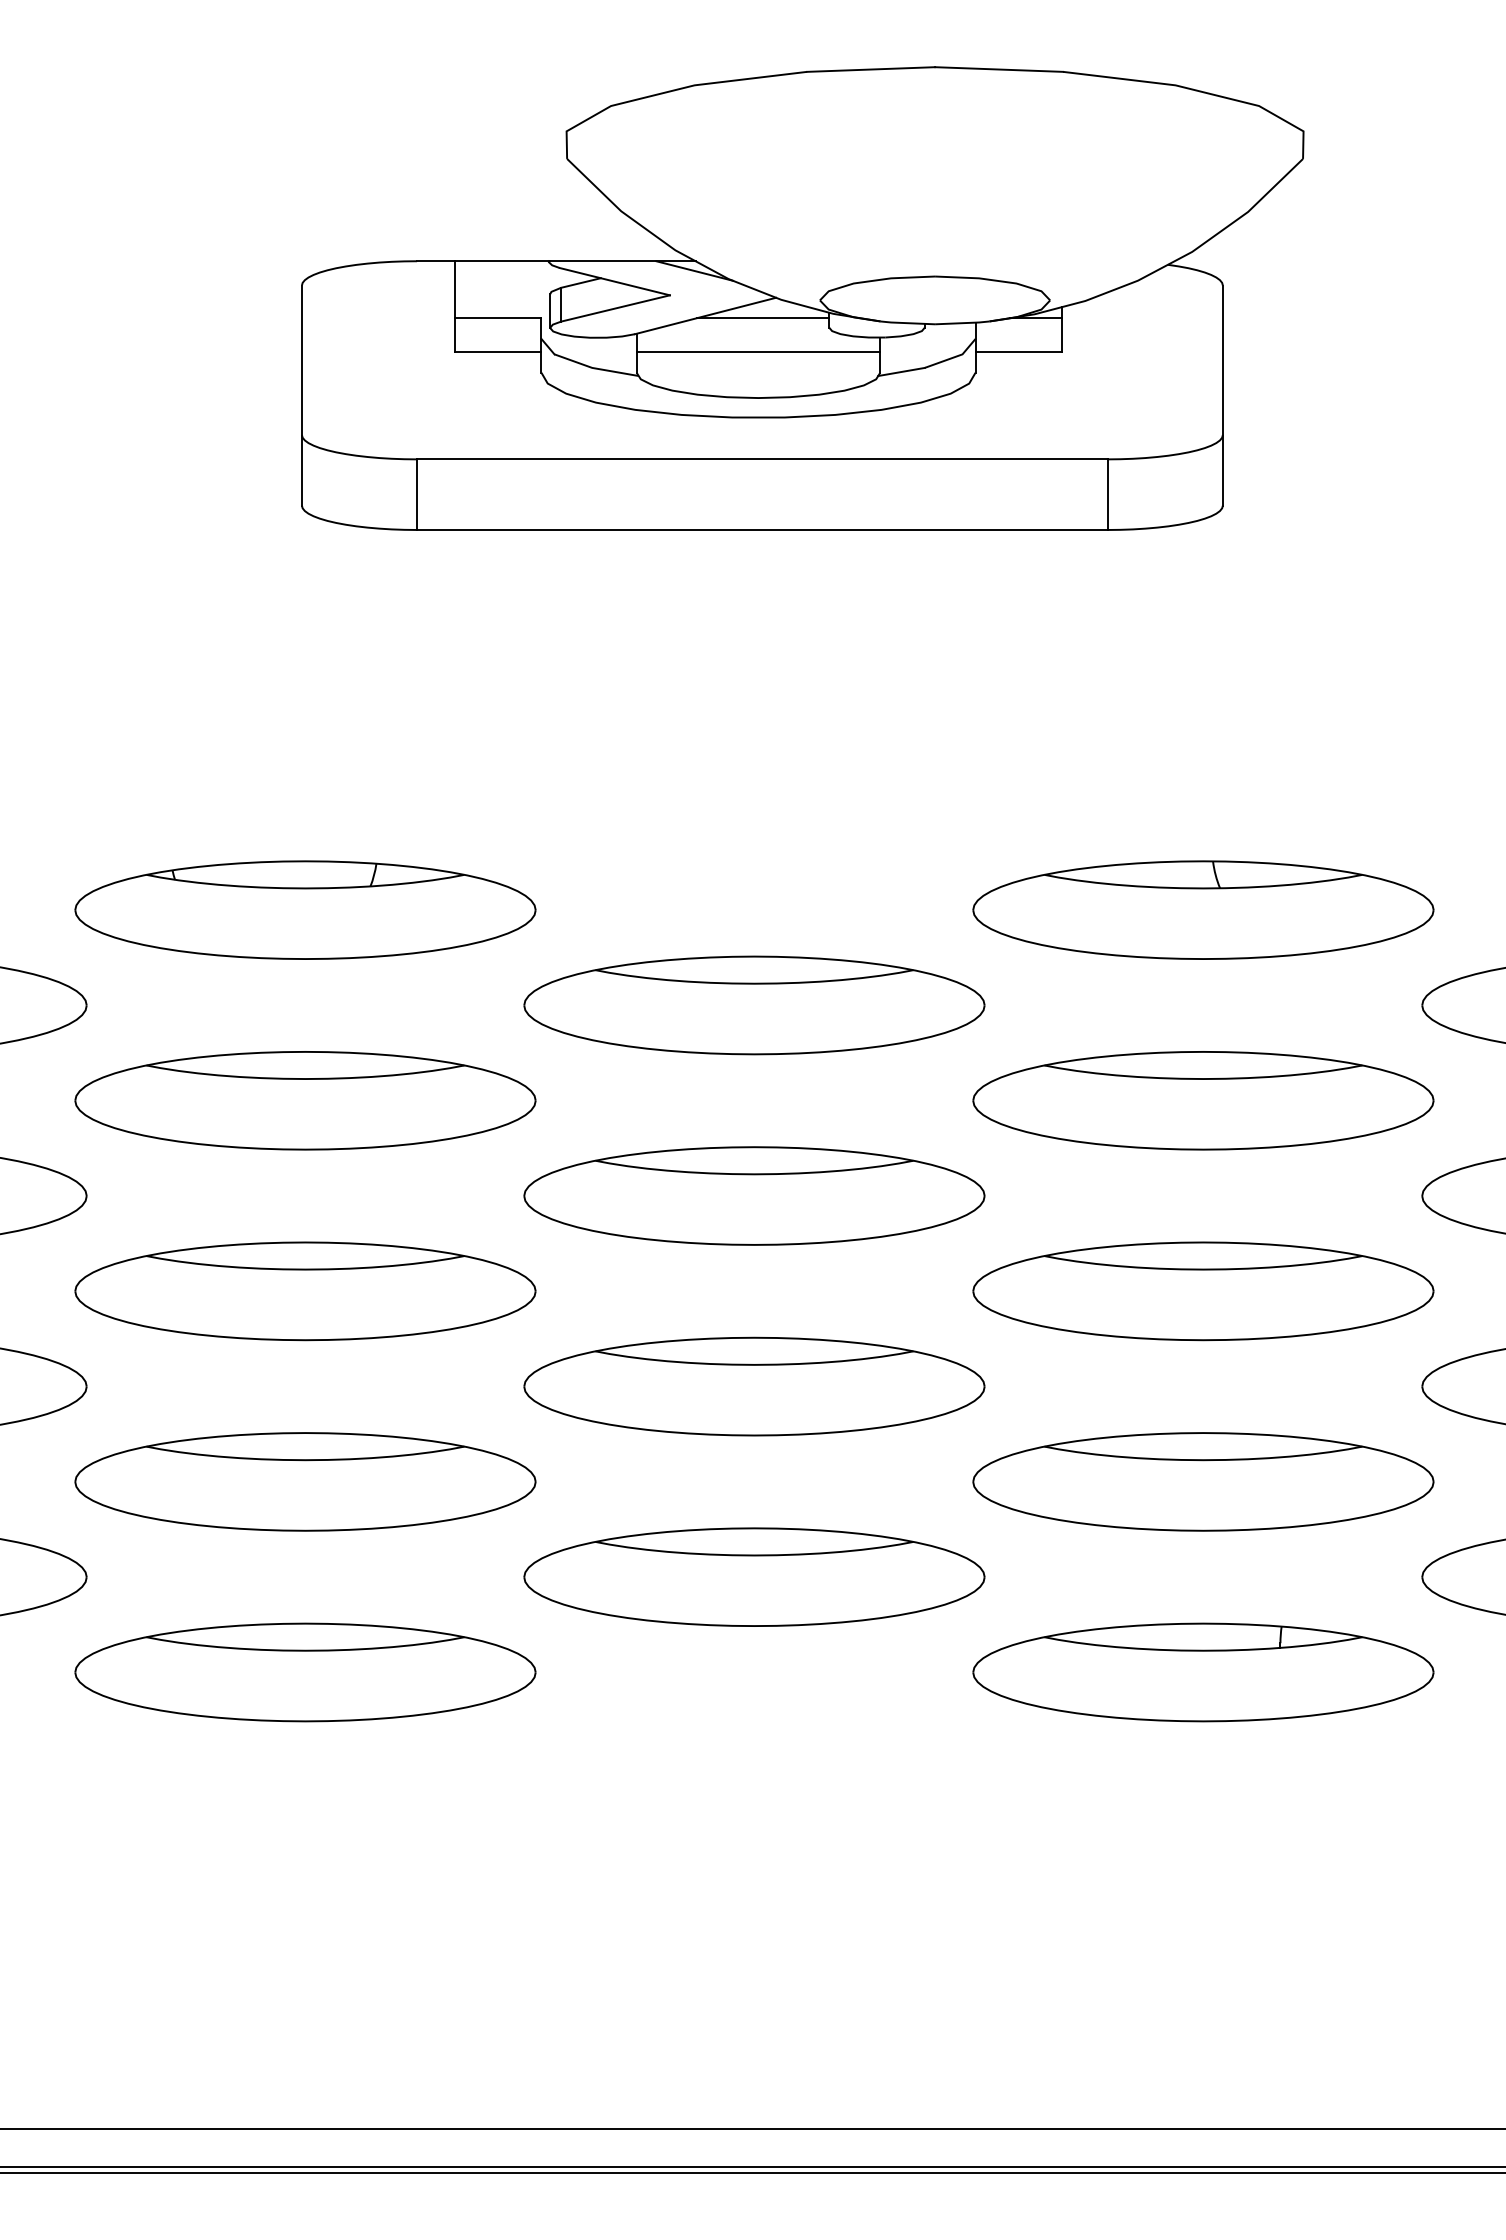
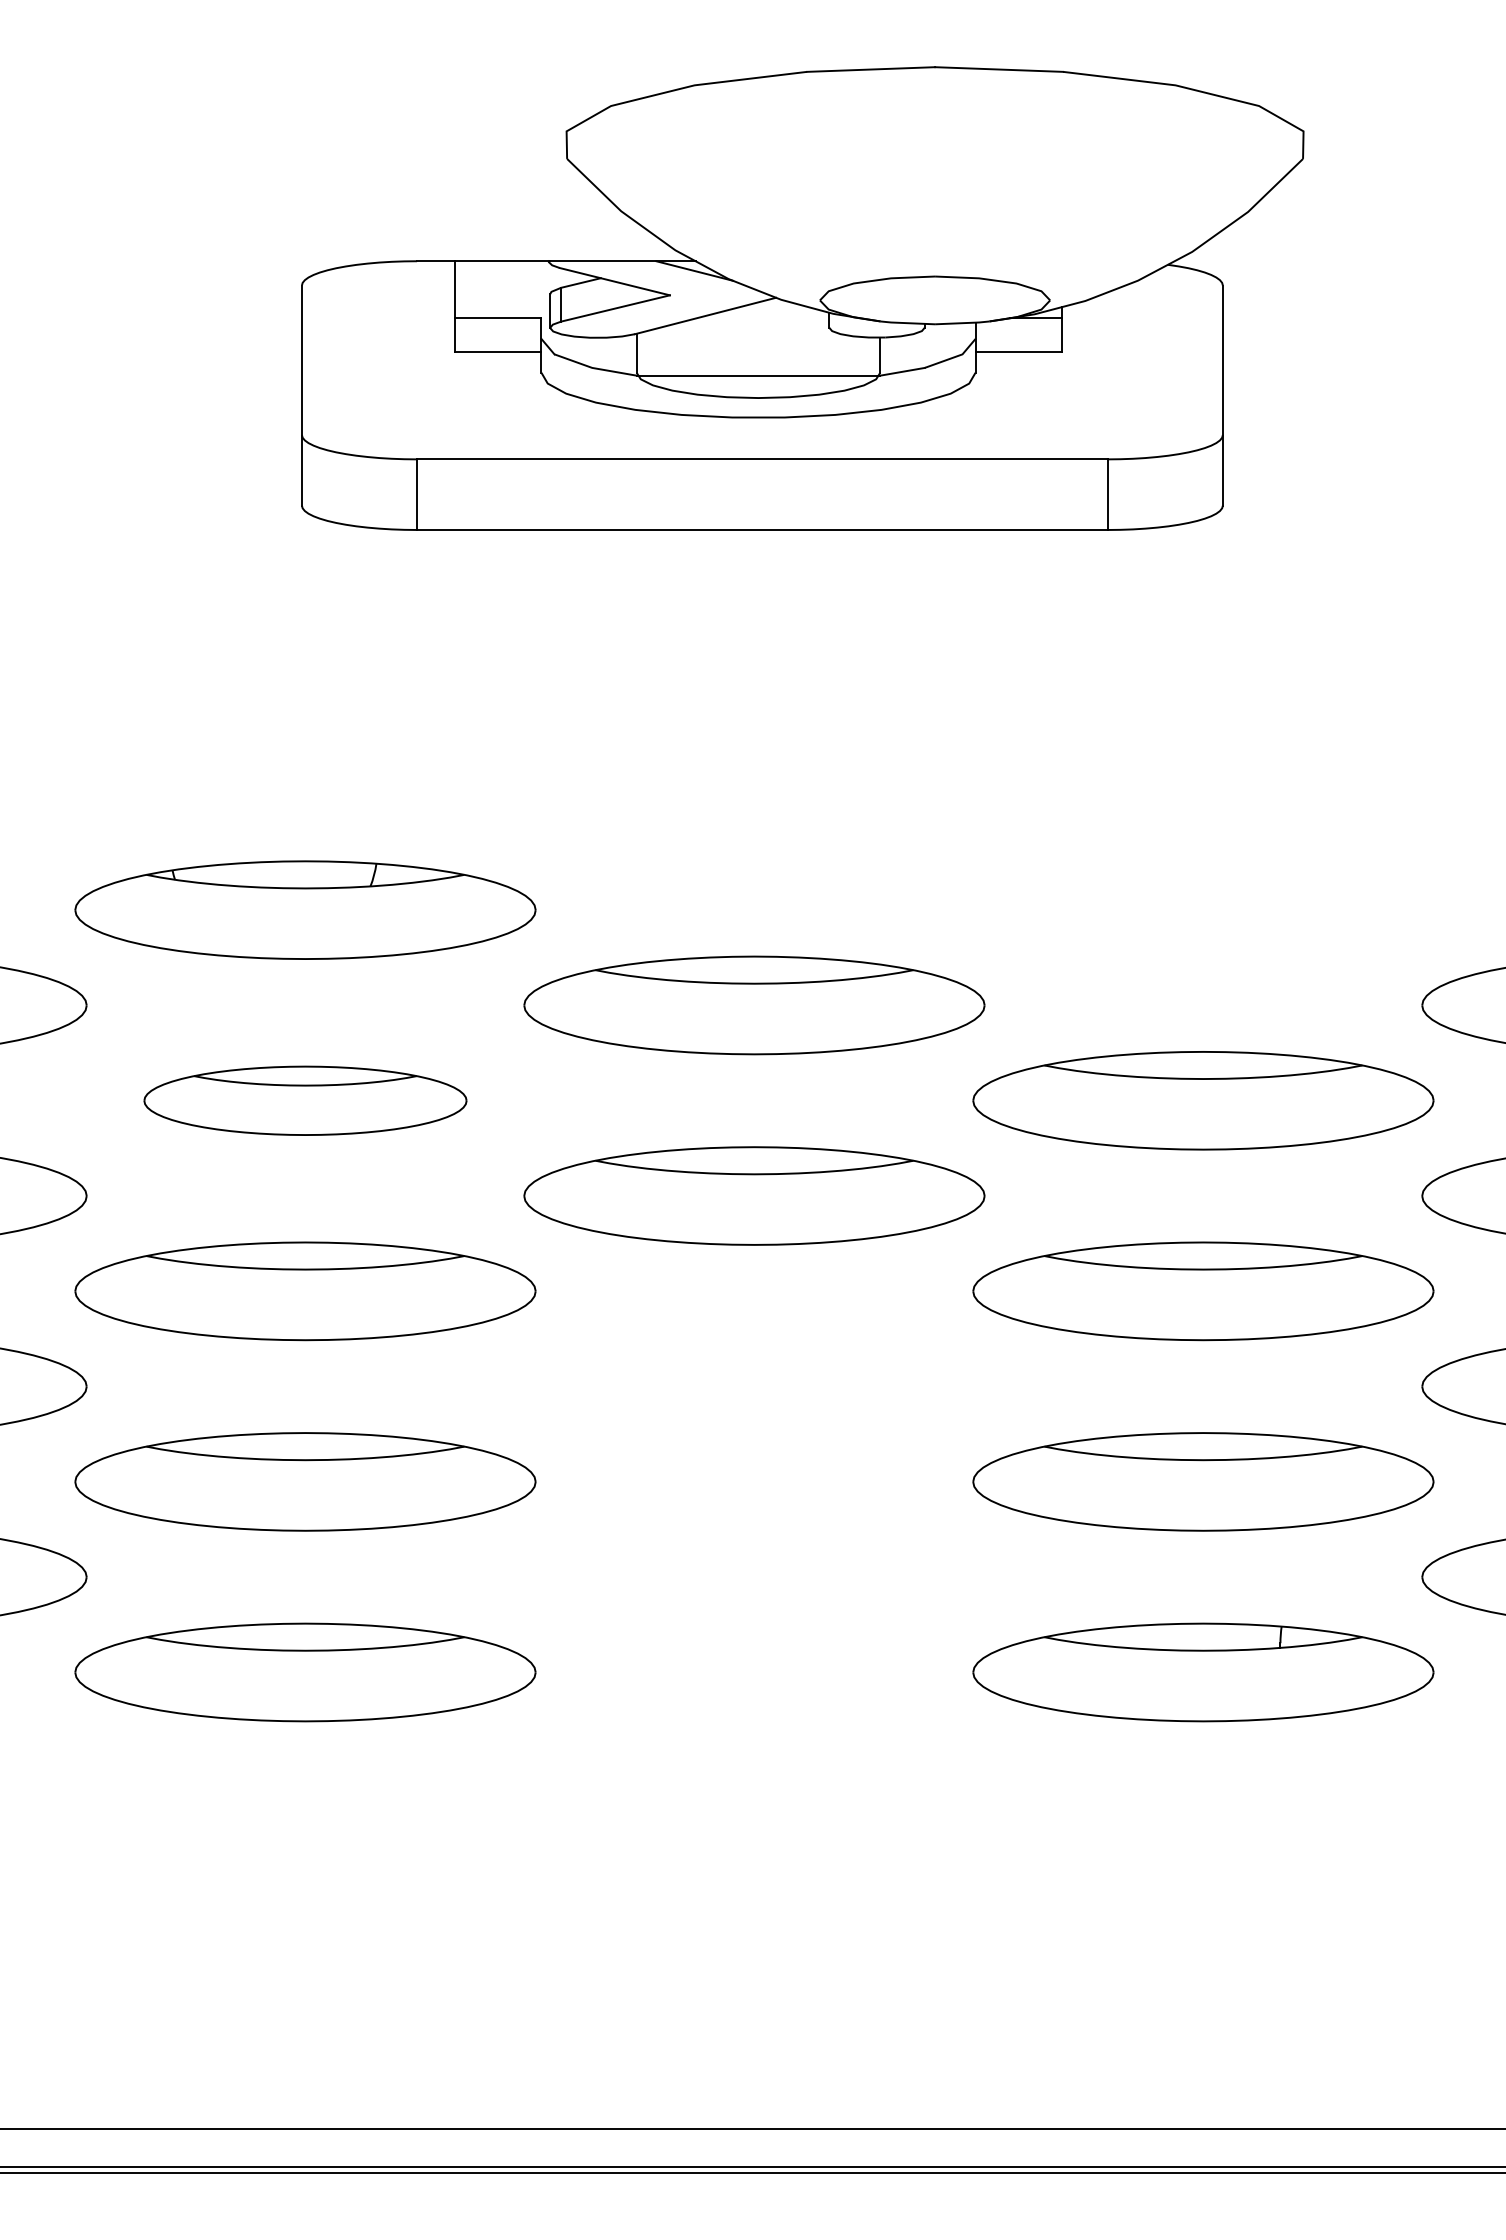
line: present -> none (762, 318)
line position: (758, 352) -> (758, 376) (758, 376)
part: present -> none (1203, 909)
part size: 463x100 px -> 325x71 px (305, 1100)
part: present -> none (754, 1386)
part: present -> none (754, 1576)
